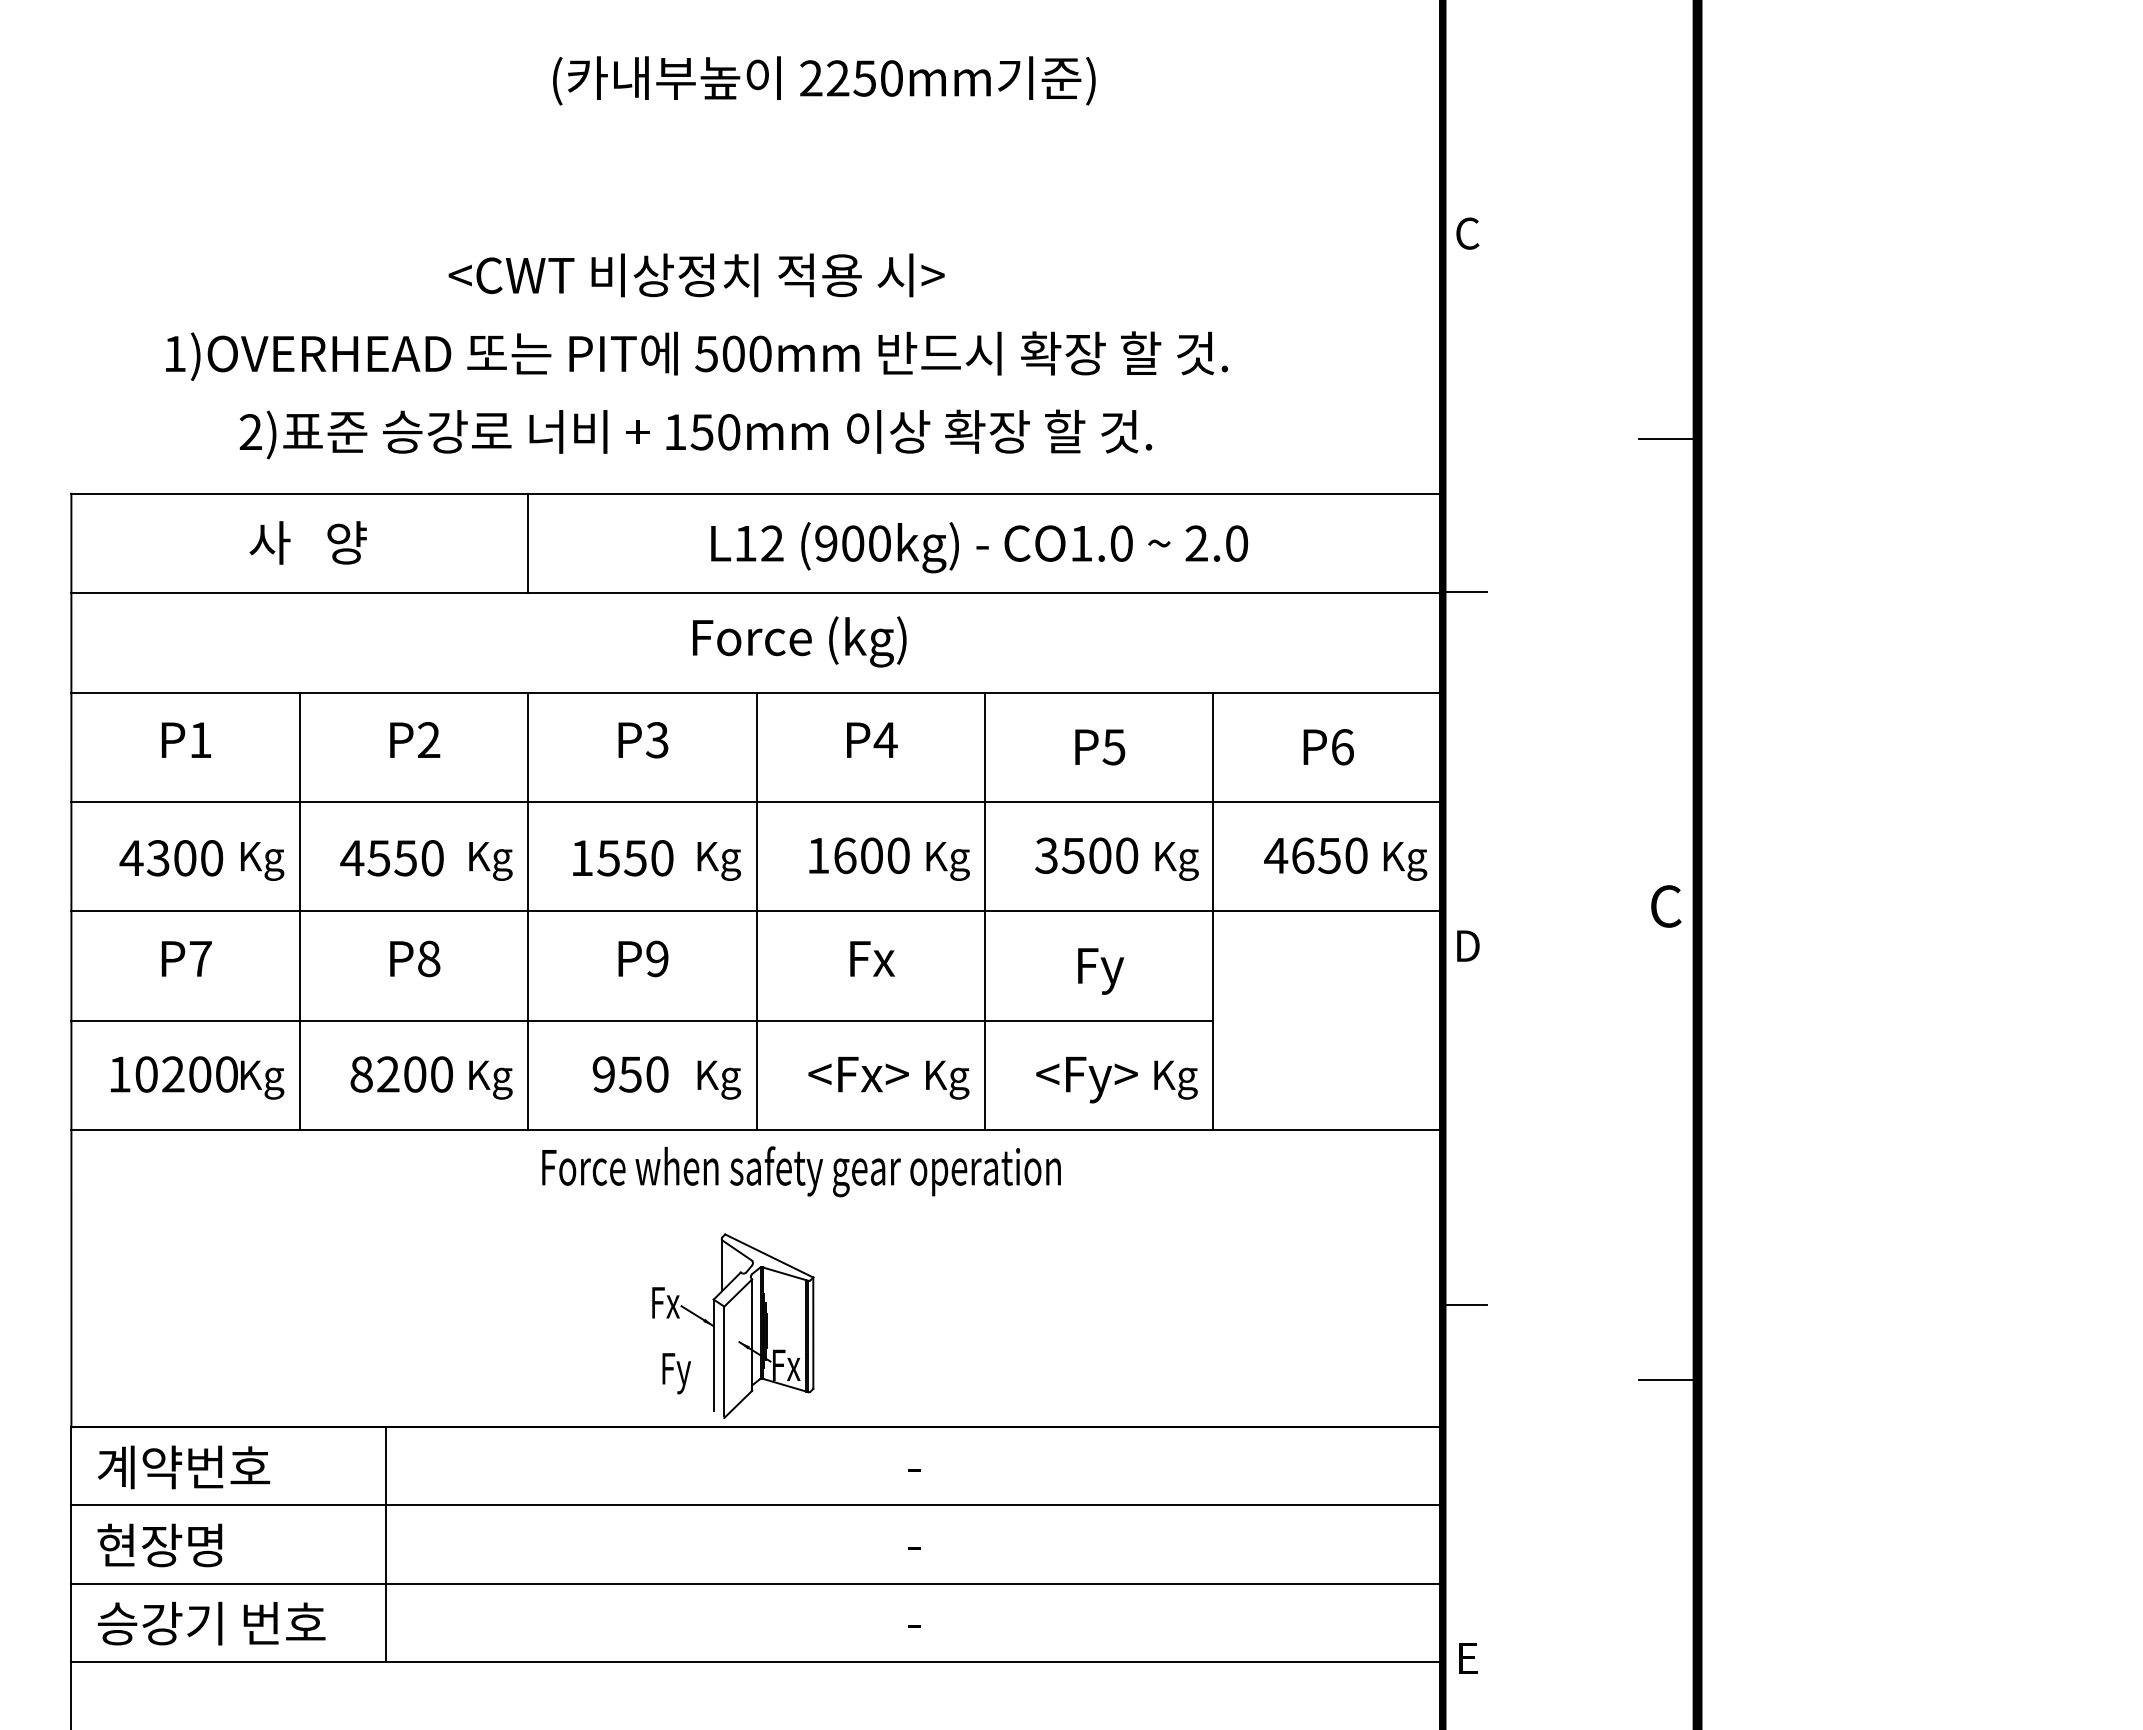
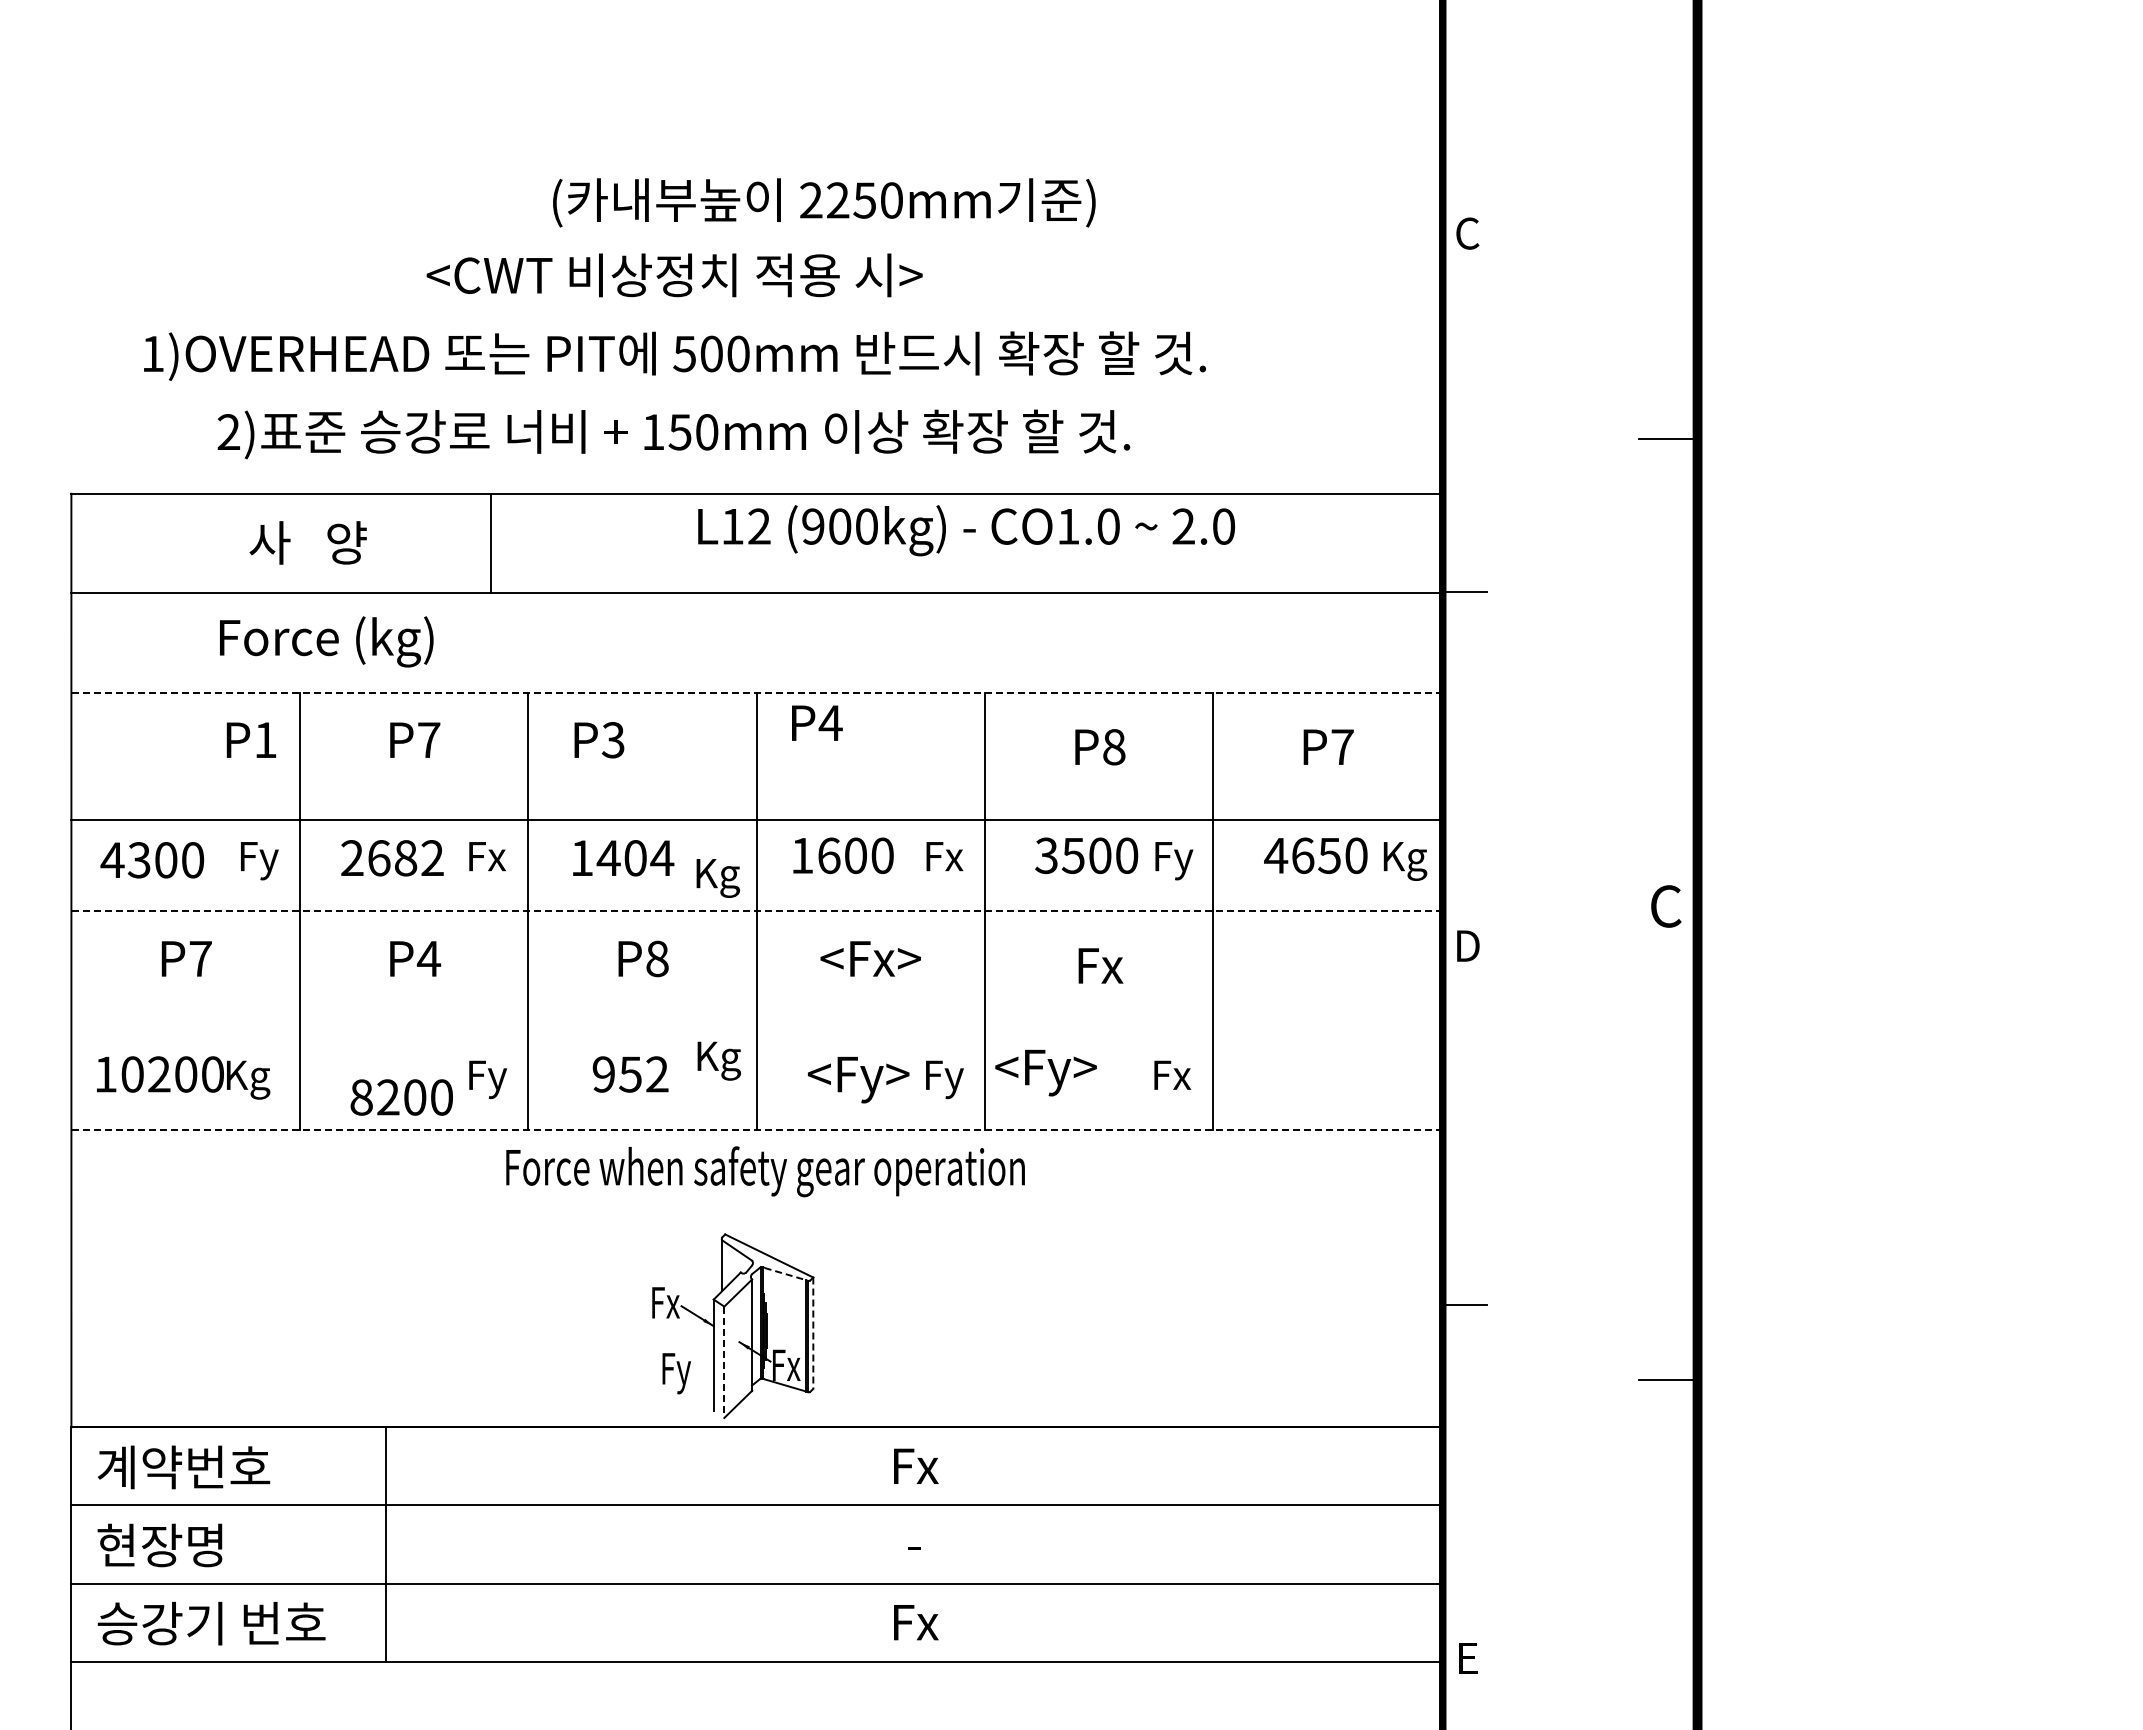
text position: (824, 80) -> (824, 202) (824, 202)
text position: (696, 356) -> (674, 356) (674, 356)
line position: (528, 543) -> (491, 543) (491, 543)
text position: (979, 547) -> (966, 530) (966, 530)
text position: (799, 641) -> (326, 641) (326, 641)
line: solid -> dashed (757, 692)
text position: (186, 739) -> (251, 739) (251, 739)
text: P2 -> P7 (429, 739)
text position: (872, 739) -> (817, 722) (817, 722)
text position: (643, 740) -> (599, 740) (599, 740)
text: P5 -> P8 (1113, 747)
text: P6 -> P7 (1342, 747)
line position: (756, 801) -> (756, 819) (756, 819)
text position: (859, 855) -> (843, 855) (843, 855)
text position: (171, 858) -> (152, 860) (152, 860)
text: 4550 -> 2682 (391, 858)
text: 1550 -> 1404 (635, 858)
text: Kg -> Fy (264, 861)
text: Kg -> Fx (492, 861)
text position: (718, 861) -> (717, 878) (717, 878)
text: Kg -> Fx (949, 861)
text: Kg -> Fy (1178, 861)
line: solid -> dashed (757, 911)
text: P8 -> P4 (428, 958)
text: P9 -> P8 (657, 958)
text: Fx -> <Fx> (870, 958)
text: Fy -> Fx (1101, 971)
line: present -> none (642, 1020)
text position: (401, 1074) -> (401, 1097) (401, 1097)
text: 950 -> 952 (657, 1074)
text position: (197, 1077) -> (183, 1077) (183, 1077)
text: Kg -> Fy (492, 1079)
text position: (718, 1079) -> (718, 1060) (718, 1060)
text: Kg -> Fy (949, 1079)
text position: (1086, 1079) -> (1045, 1072) (1045, 1072)
text: Kg -> Fx (1177, 1079)
text: <Fx> -> <Fy> (858, 1080)
line: solid -> dashed (757, 1130)
text position: (801, 1171) -> (765, 1171) (765, 1171)
line: solid -> dashed (786, 1274)
line: solid -> dashed (813, 1333)
line: solid -> dashed (724, 1361)
text: - -> Fx (916, 1465)
text: - -> Fx (916, 1622)
